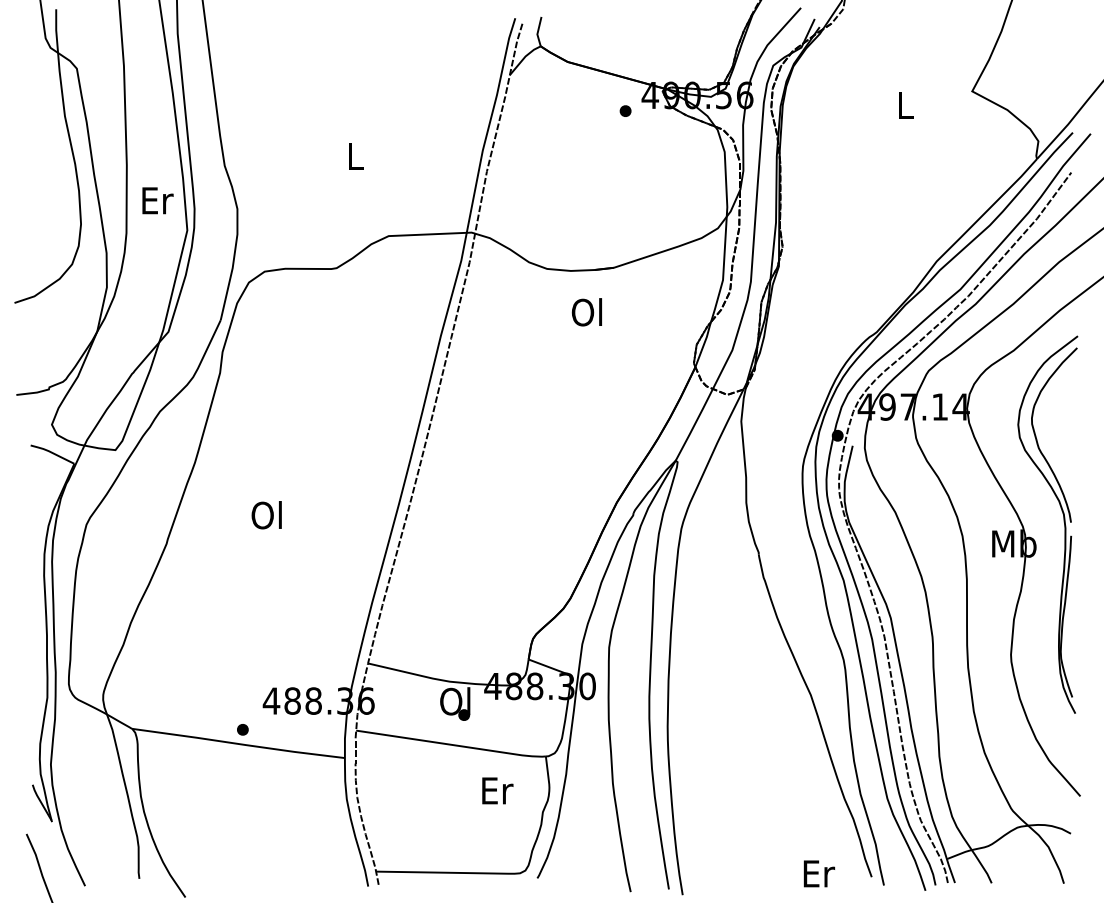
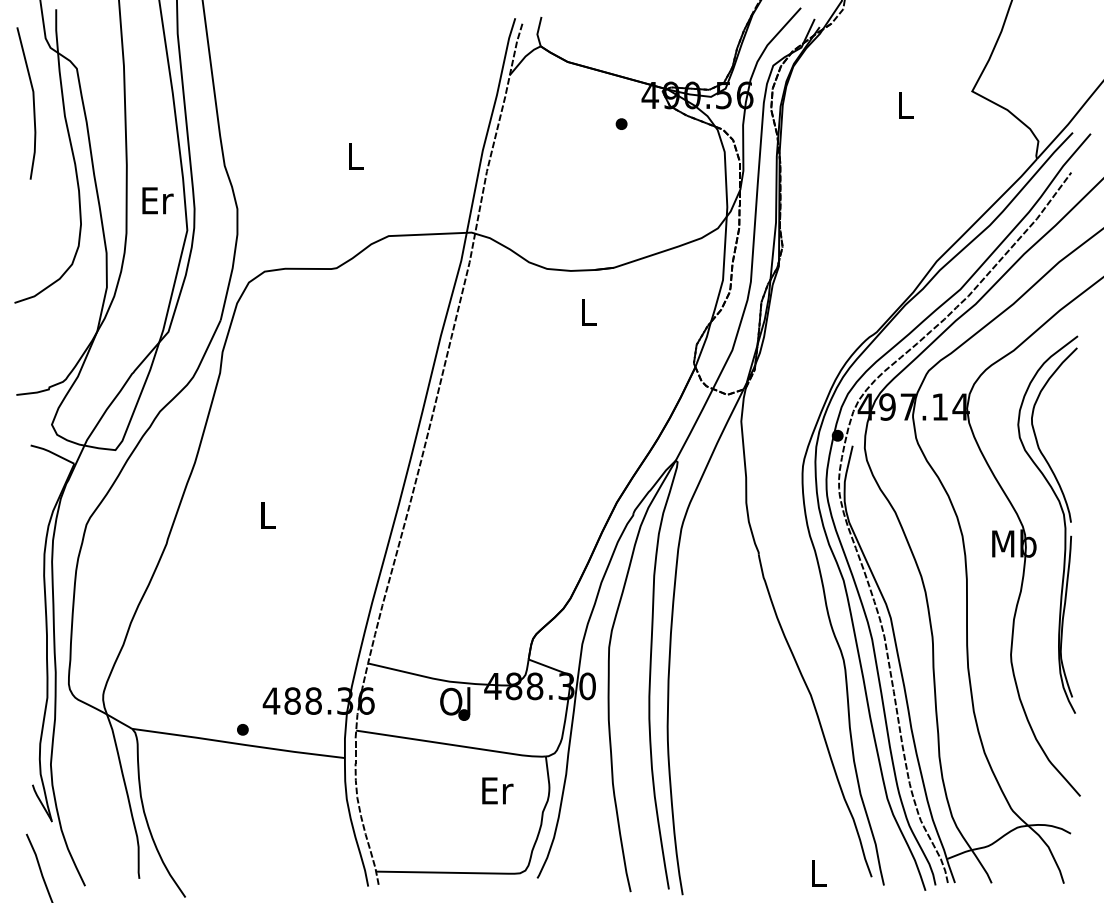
line: none -> present (32, 100)
part position: (625, 110) -> (621, 123) (621, 123)
text: Ol -> L (586, 312)
text: Ol -> L (266, 515)
text: Er -> L (819, 873)
